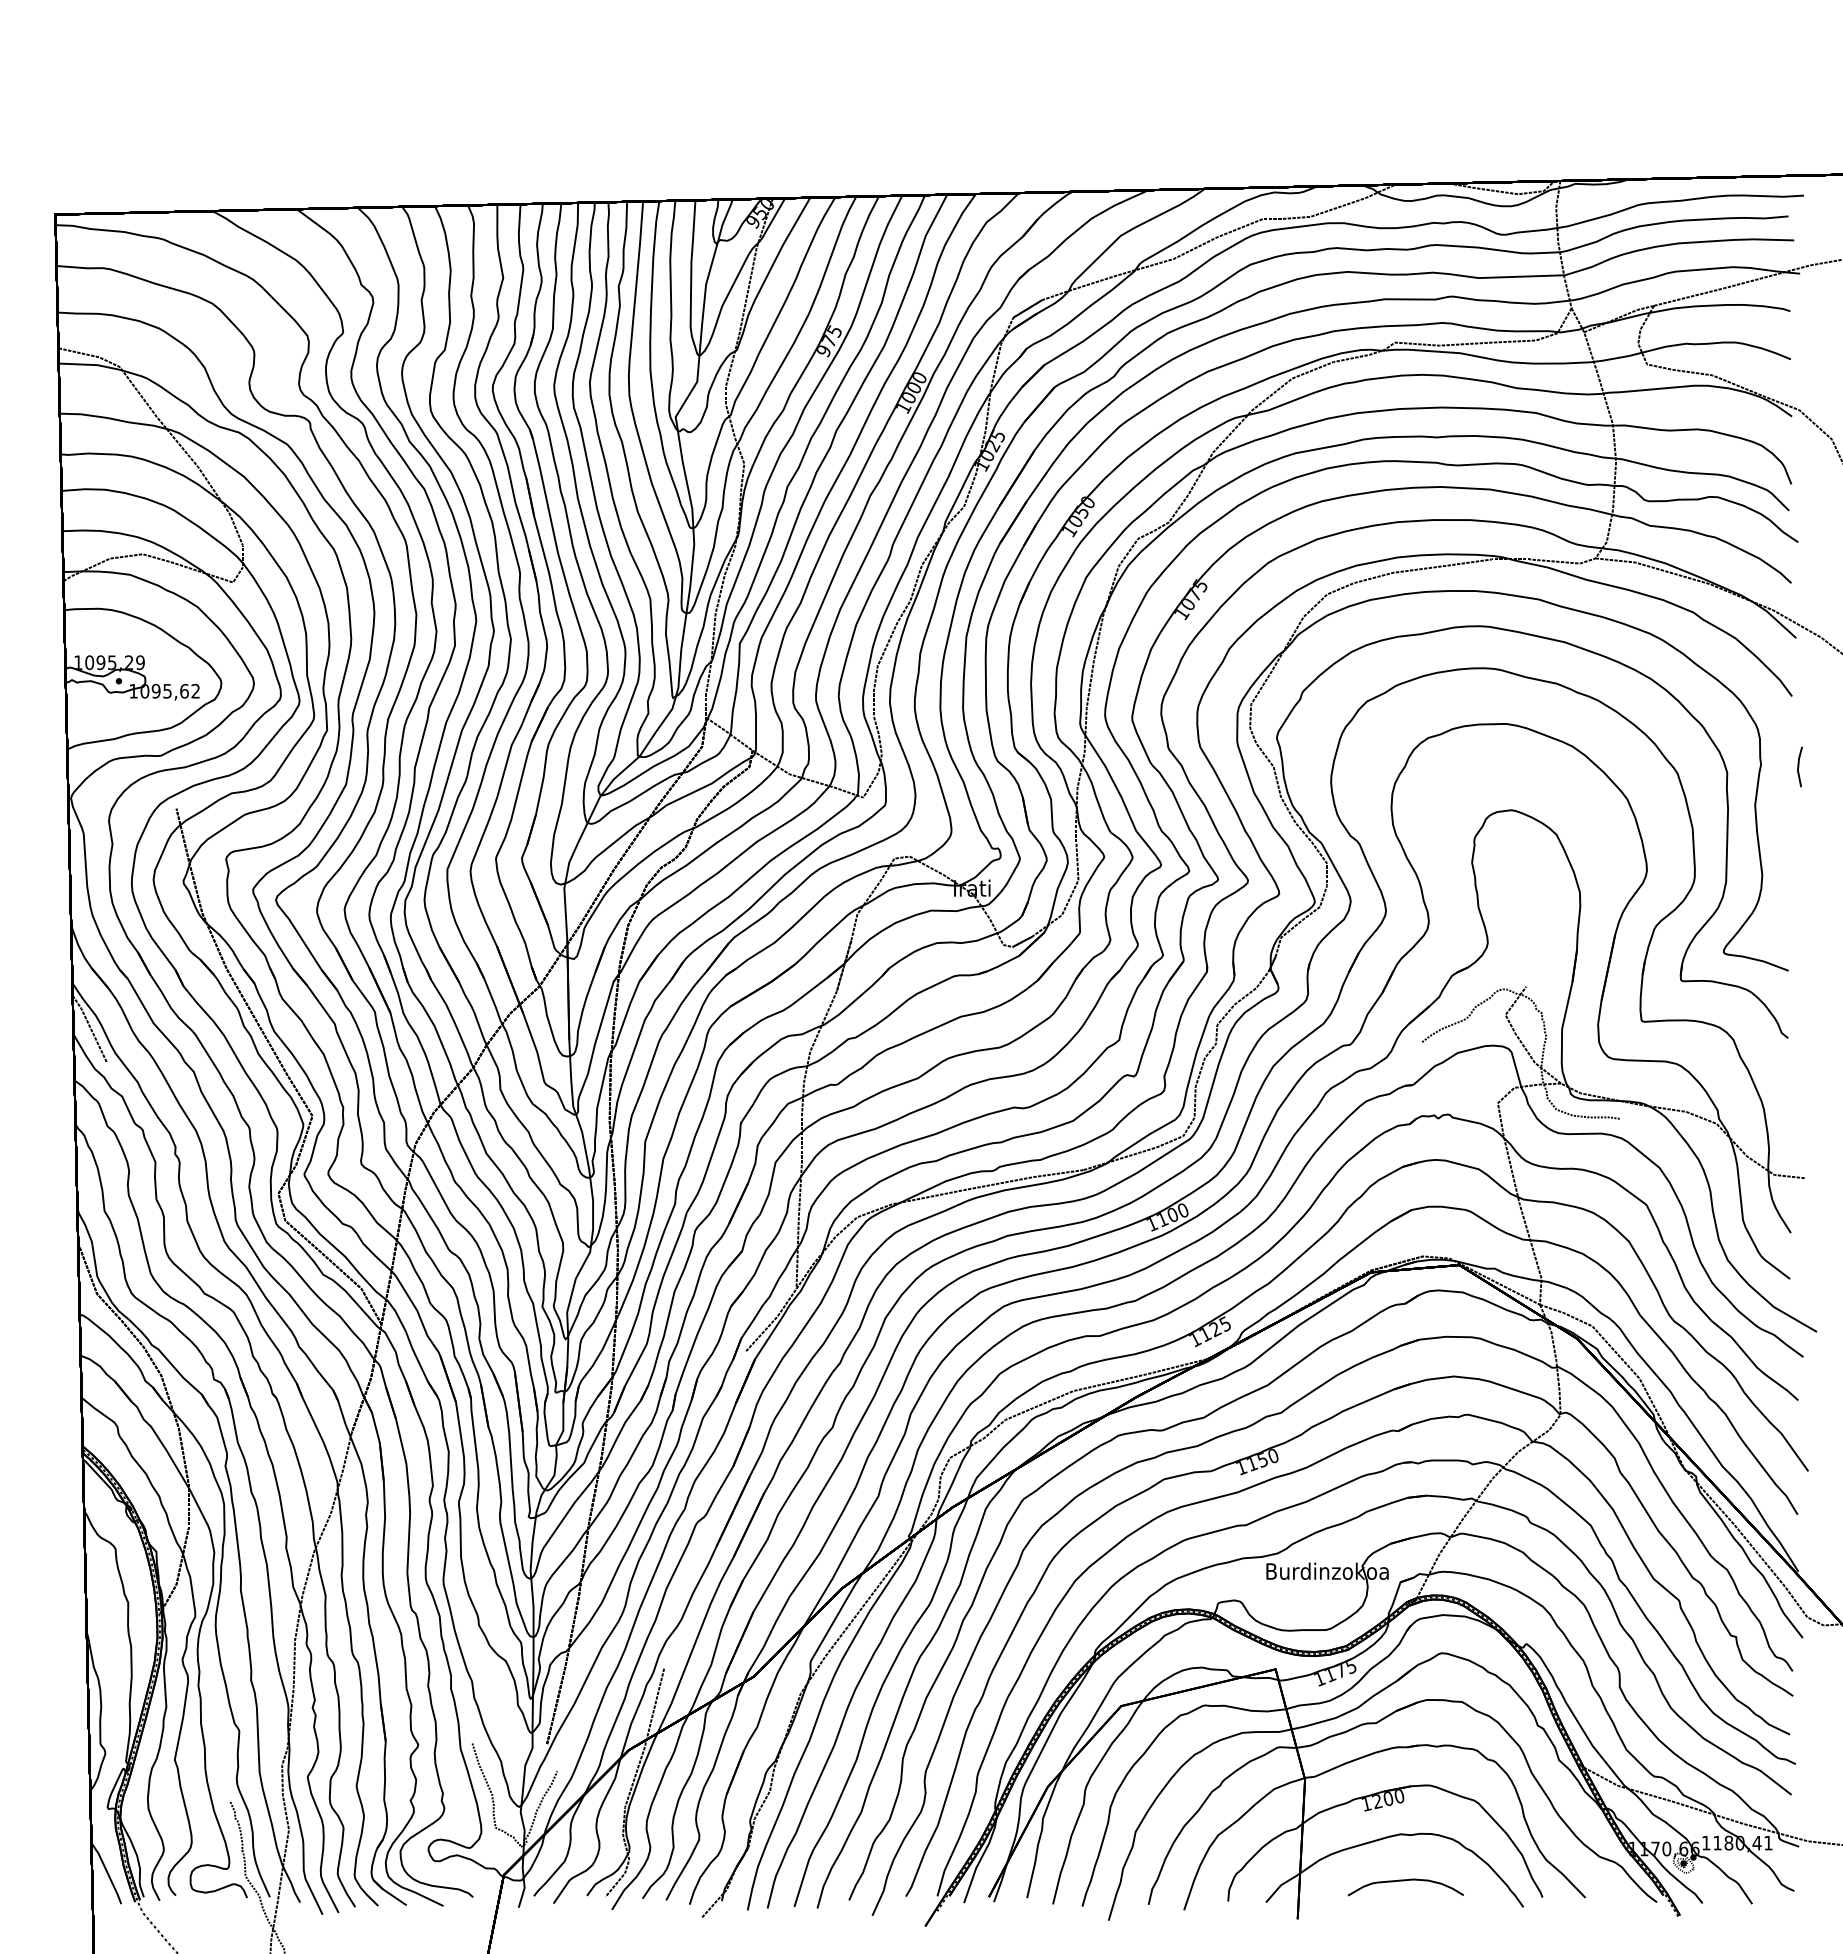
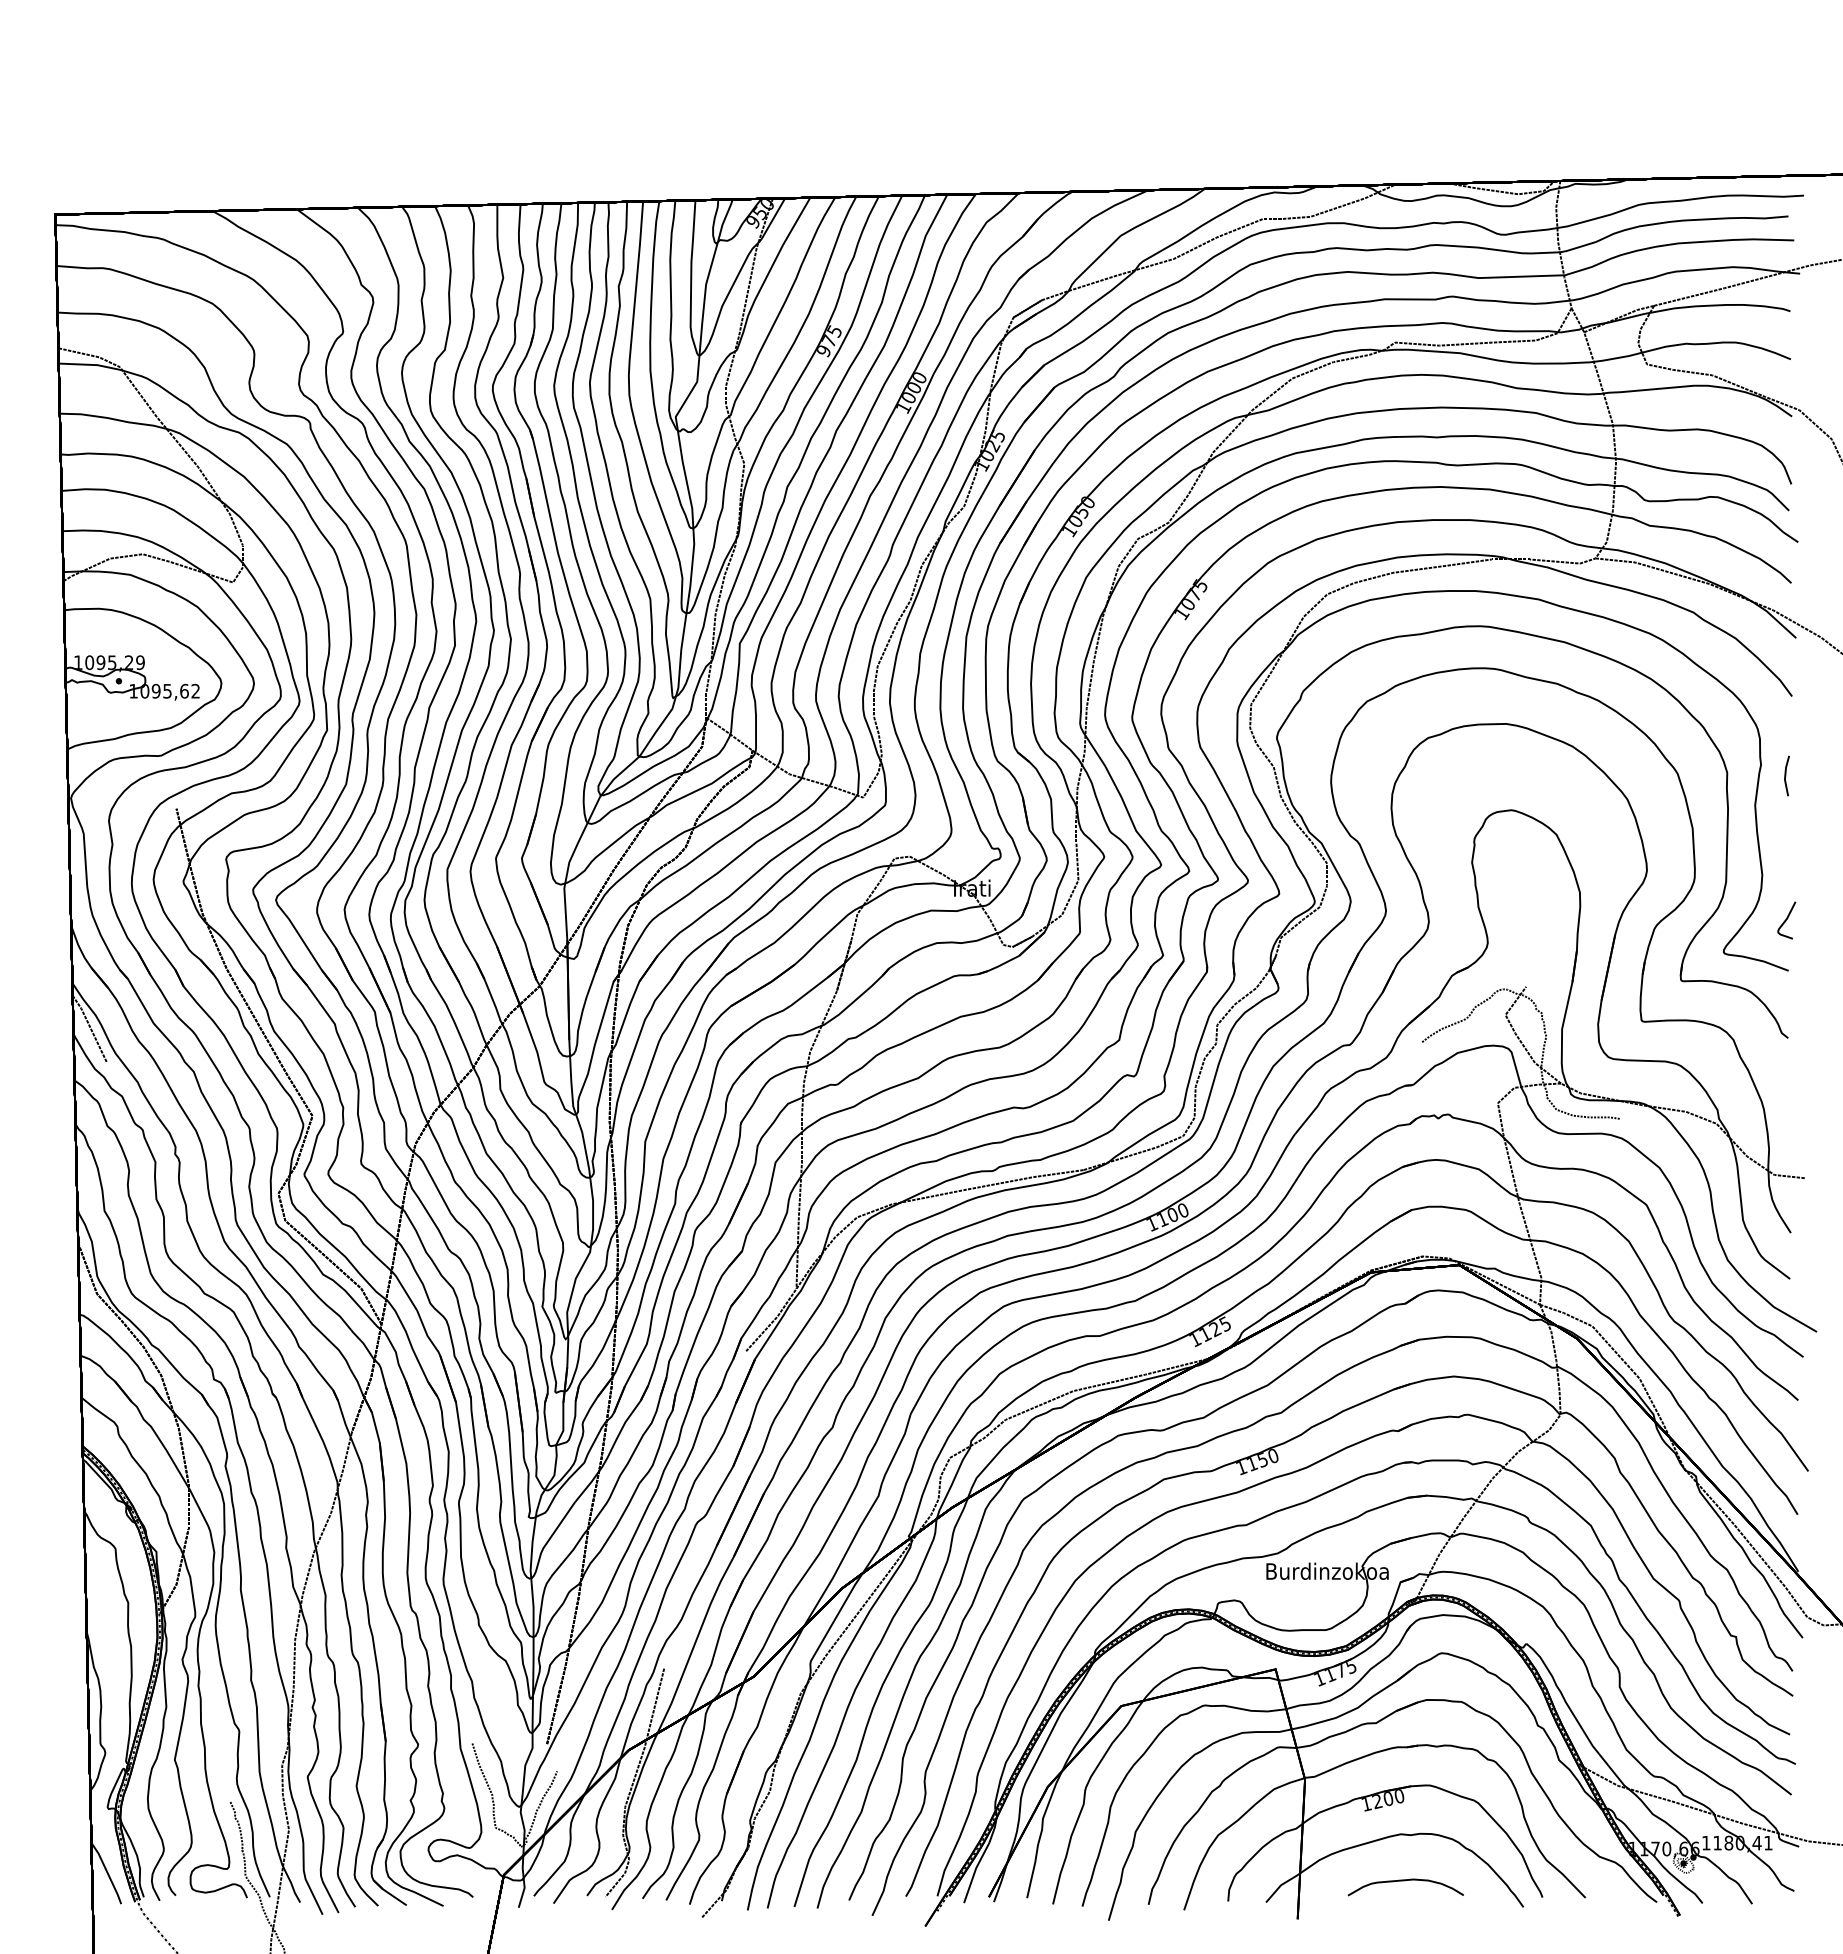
line position: (1799, 766) -> (1786, 775) (1786, 775)
curve: none -> present (1786, 920)
